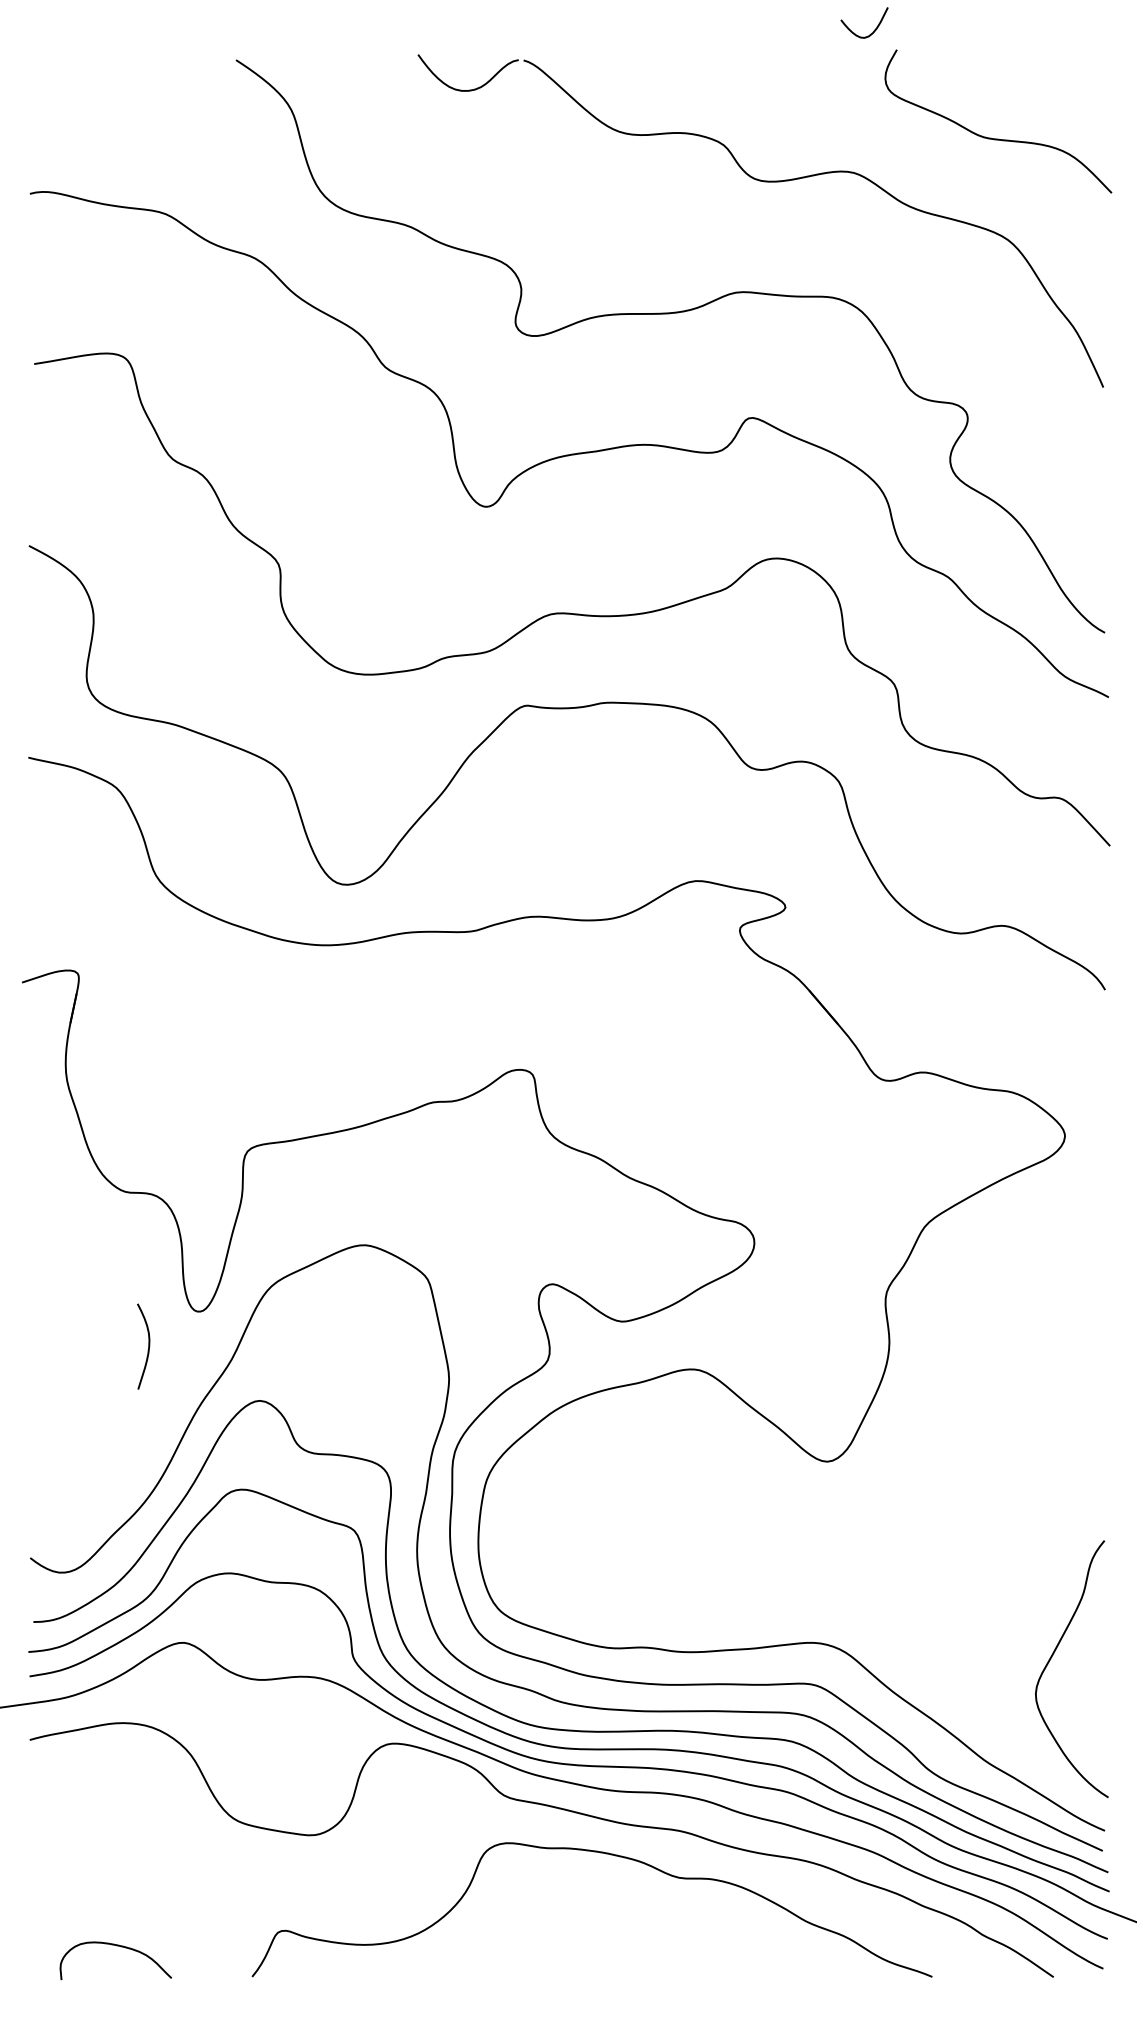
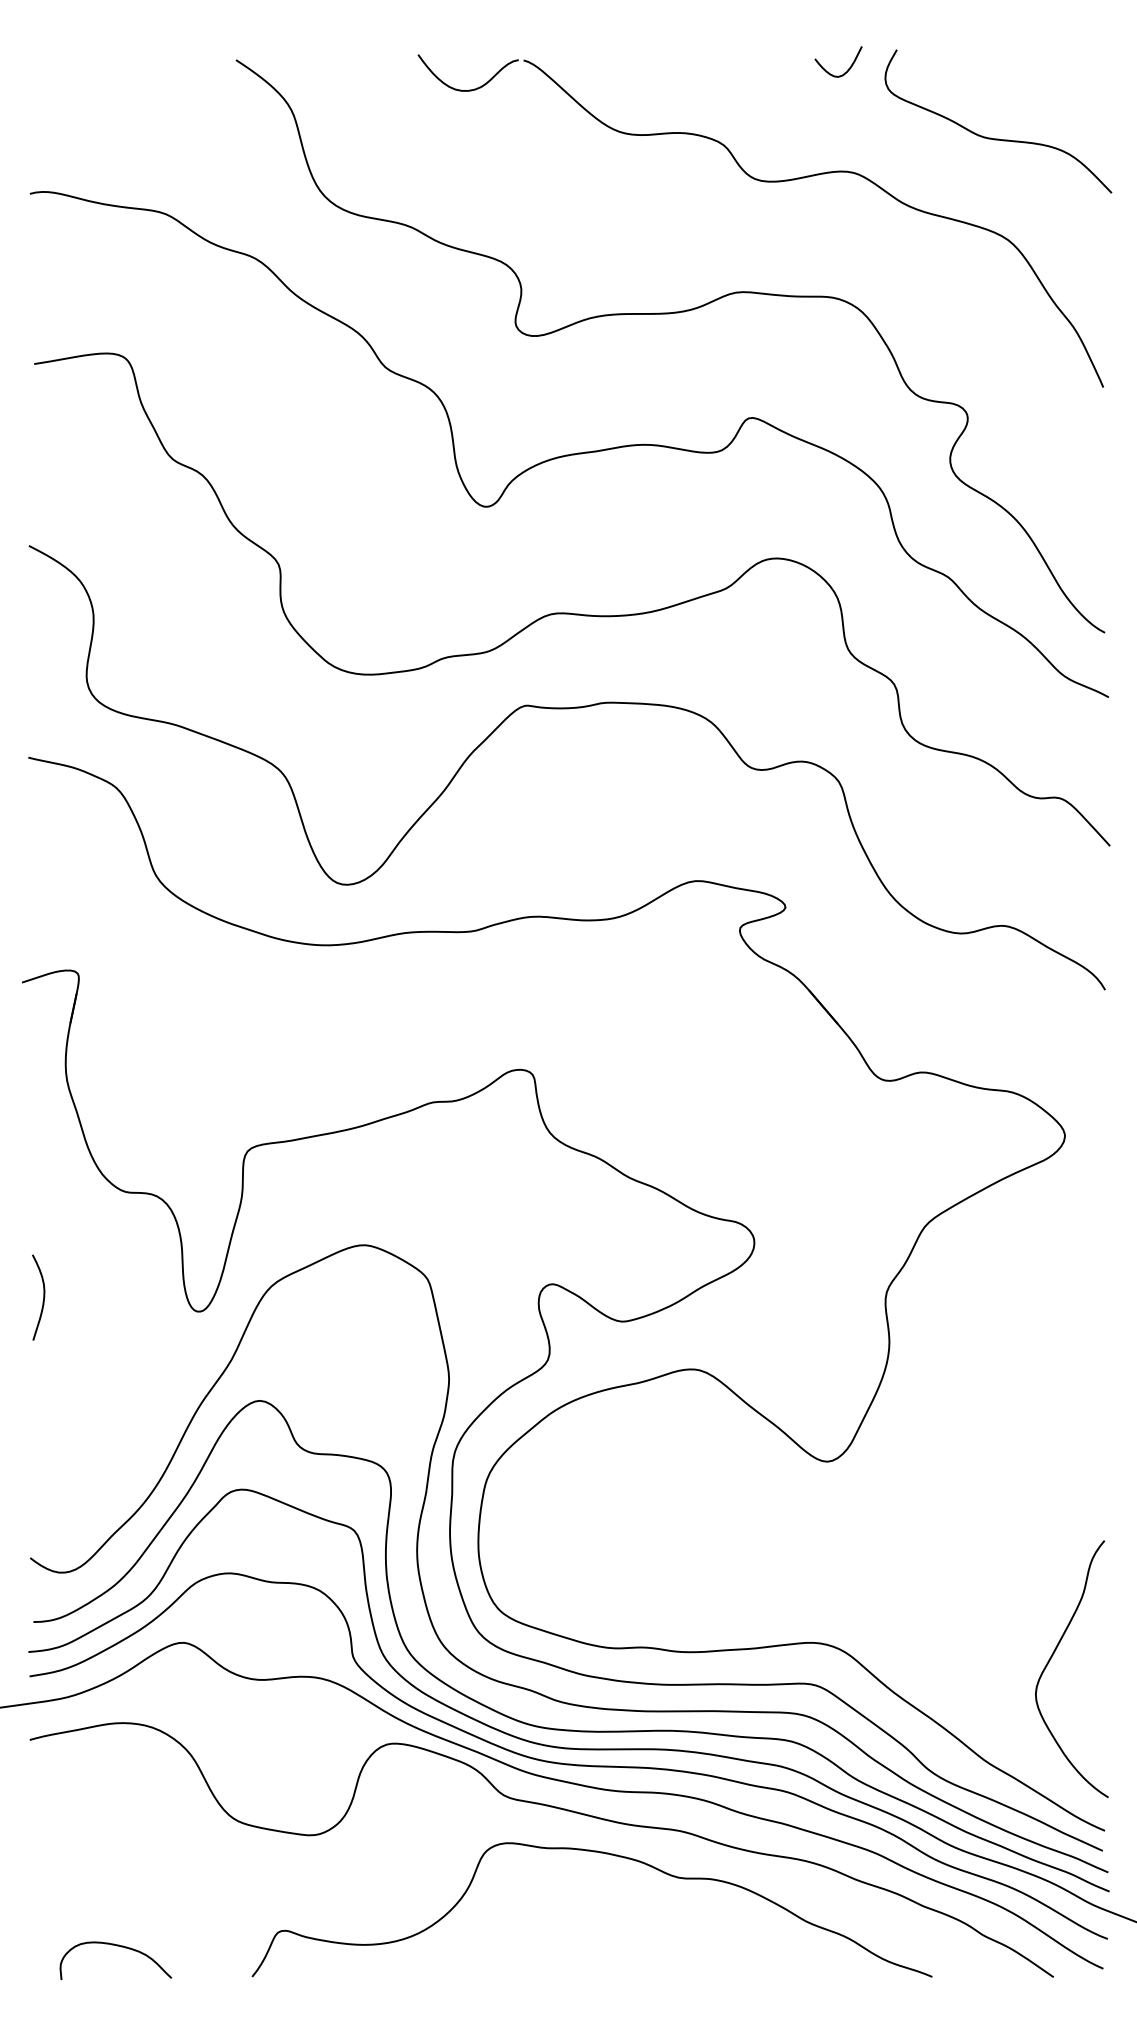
curve position: (873, 30) -> (847, 69) (847, 69)
curve position: (148, 1346) -> (43, 1297) (43, 1297)
